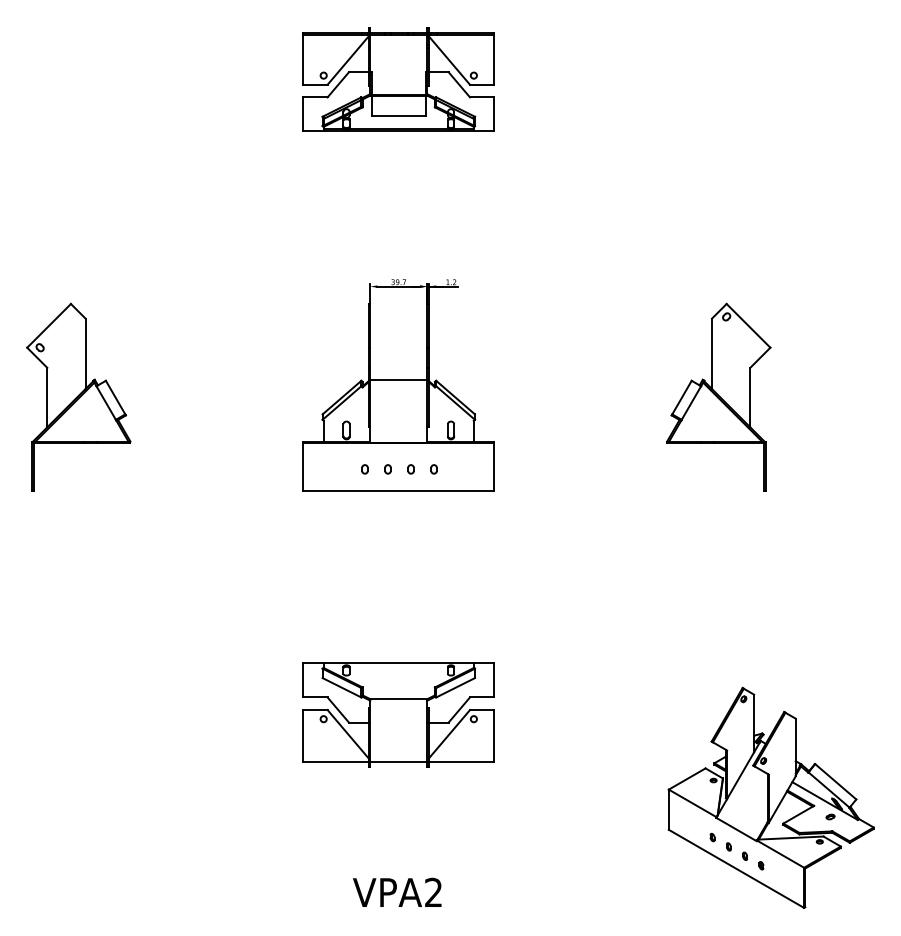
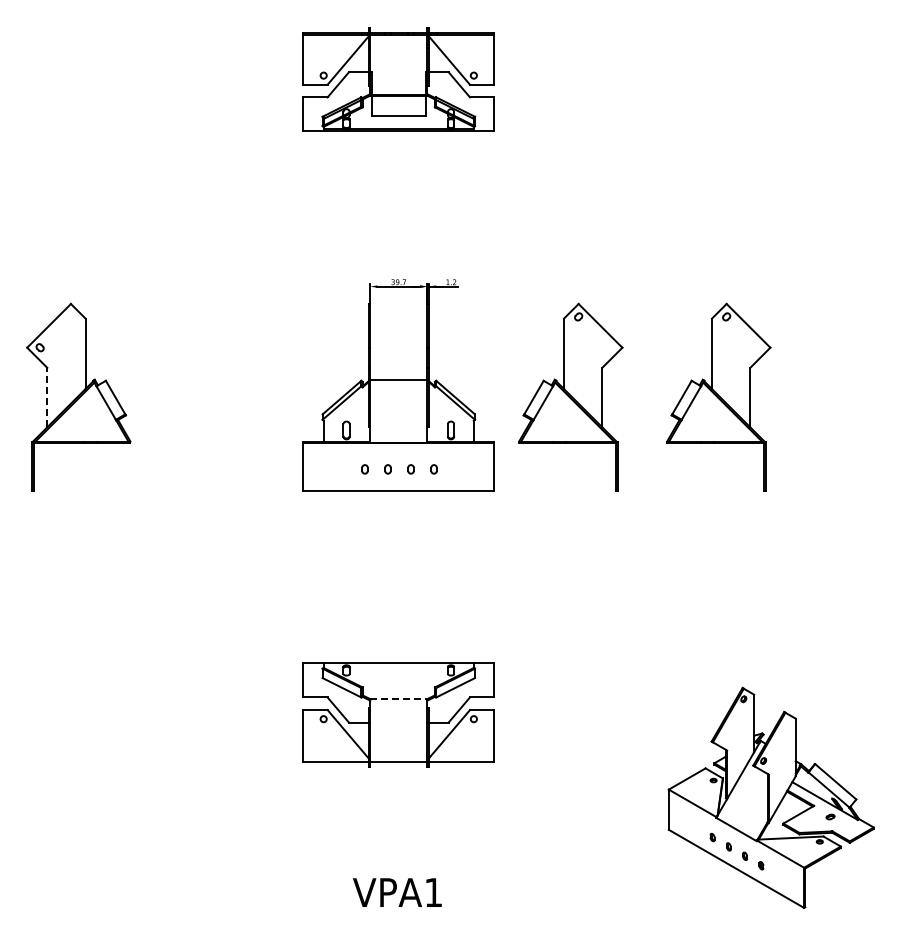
part: none -> present (570, 396)
line: solid -> dashed (47, 397)
line: solid -> dashed (398, 699)
text: VPA2 -> VPA1 (433, 891)
